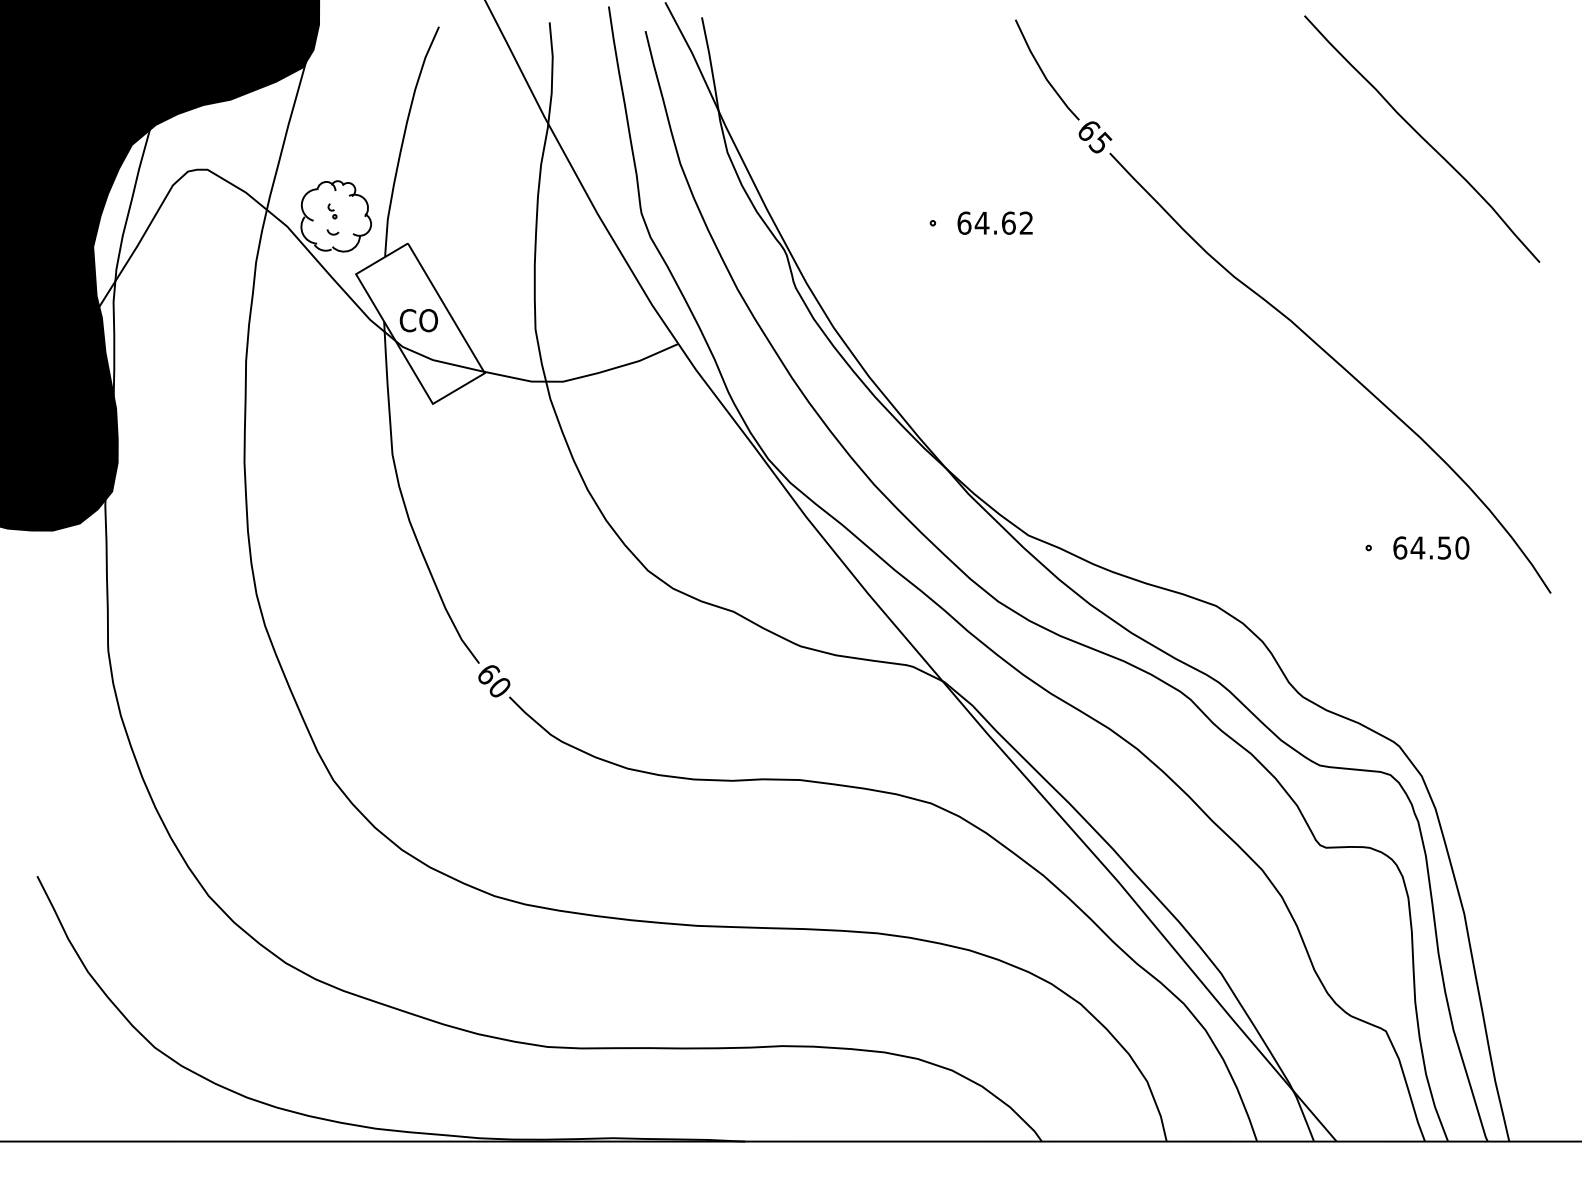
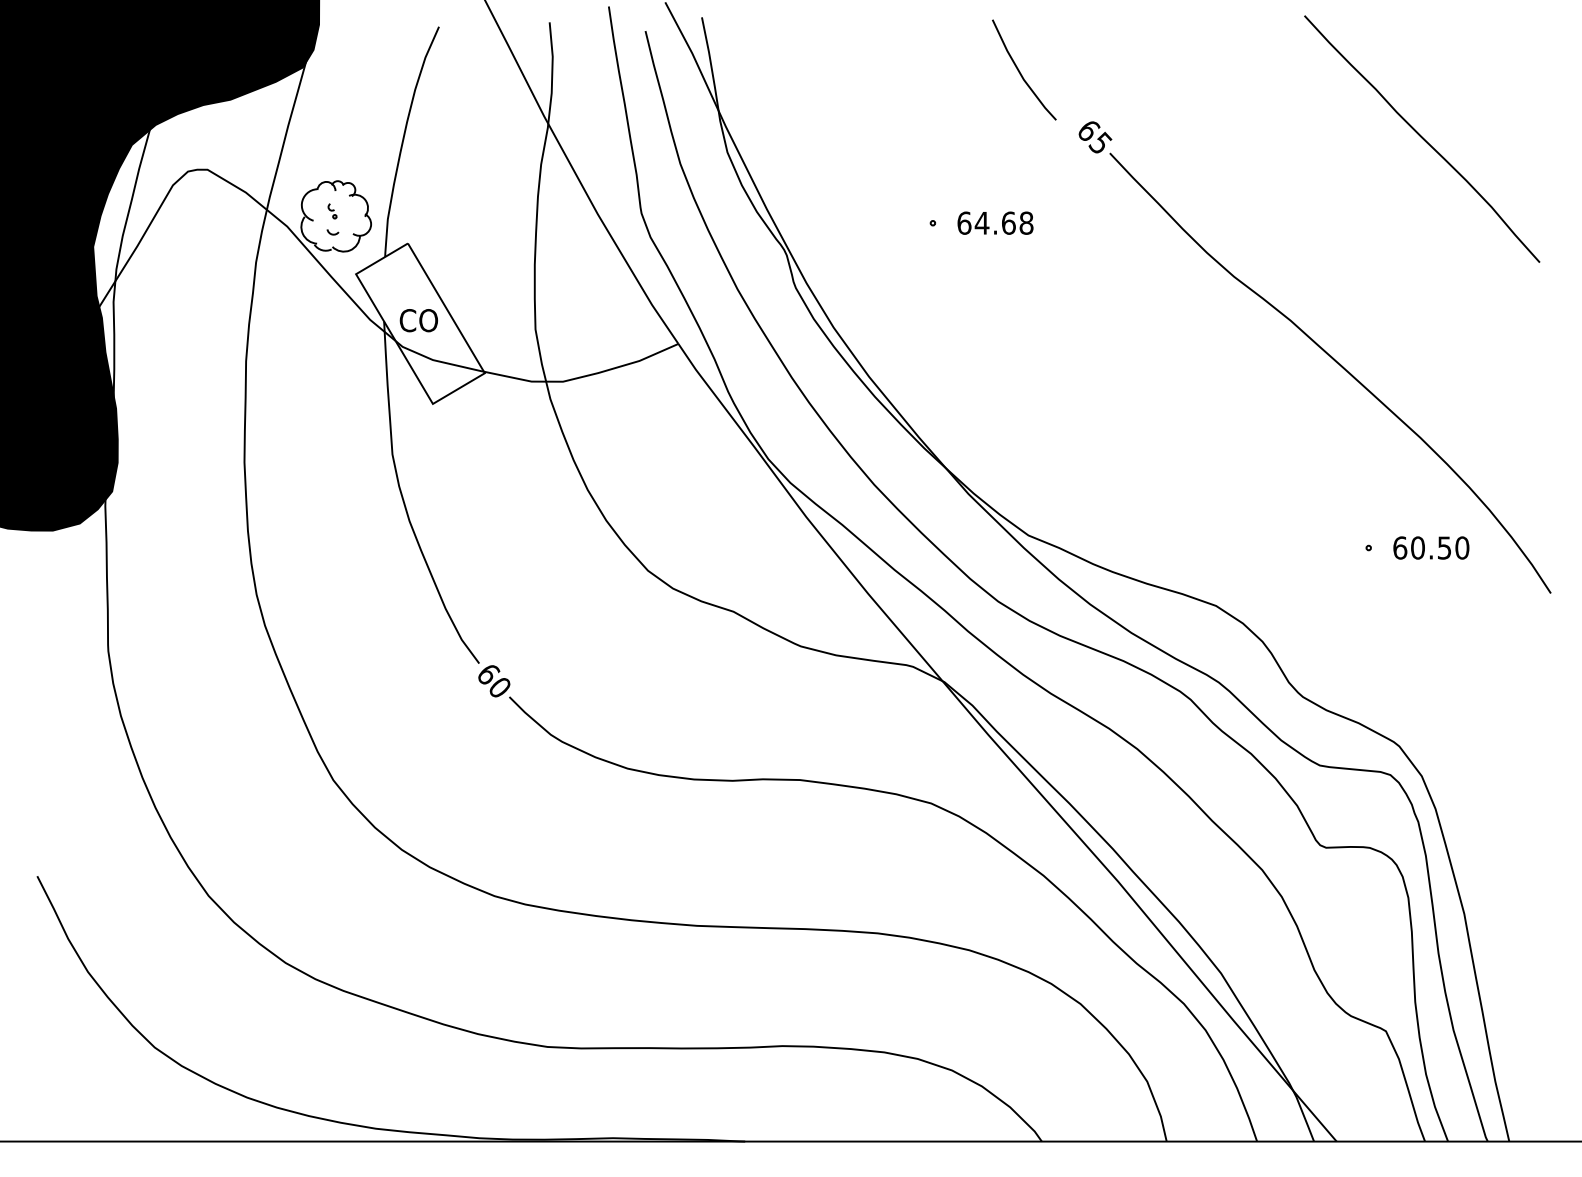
line position: (1043, 71) -> (1020, 71) (1020, 71)
text: 64.62 -> 64.68 (1026, 222)
text: 64.50 -> 60.50 (1417, 547)
